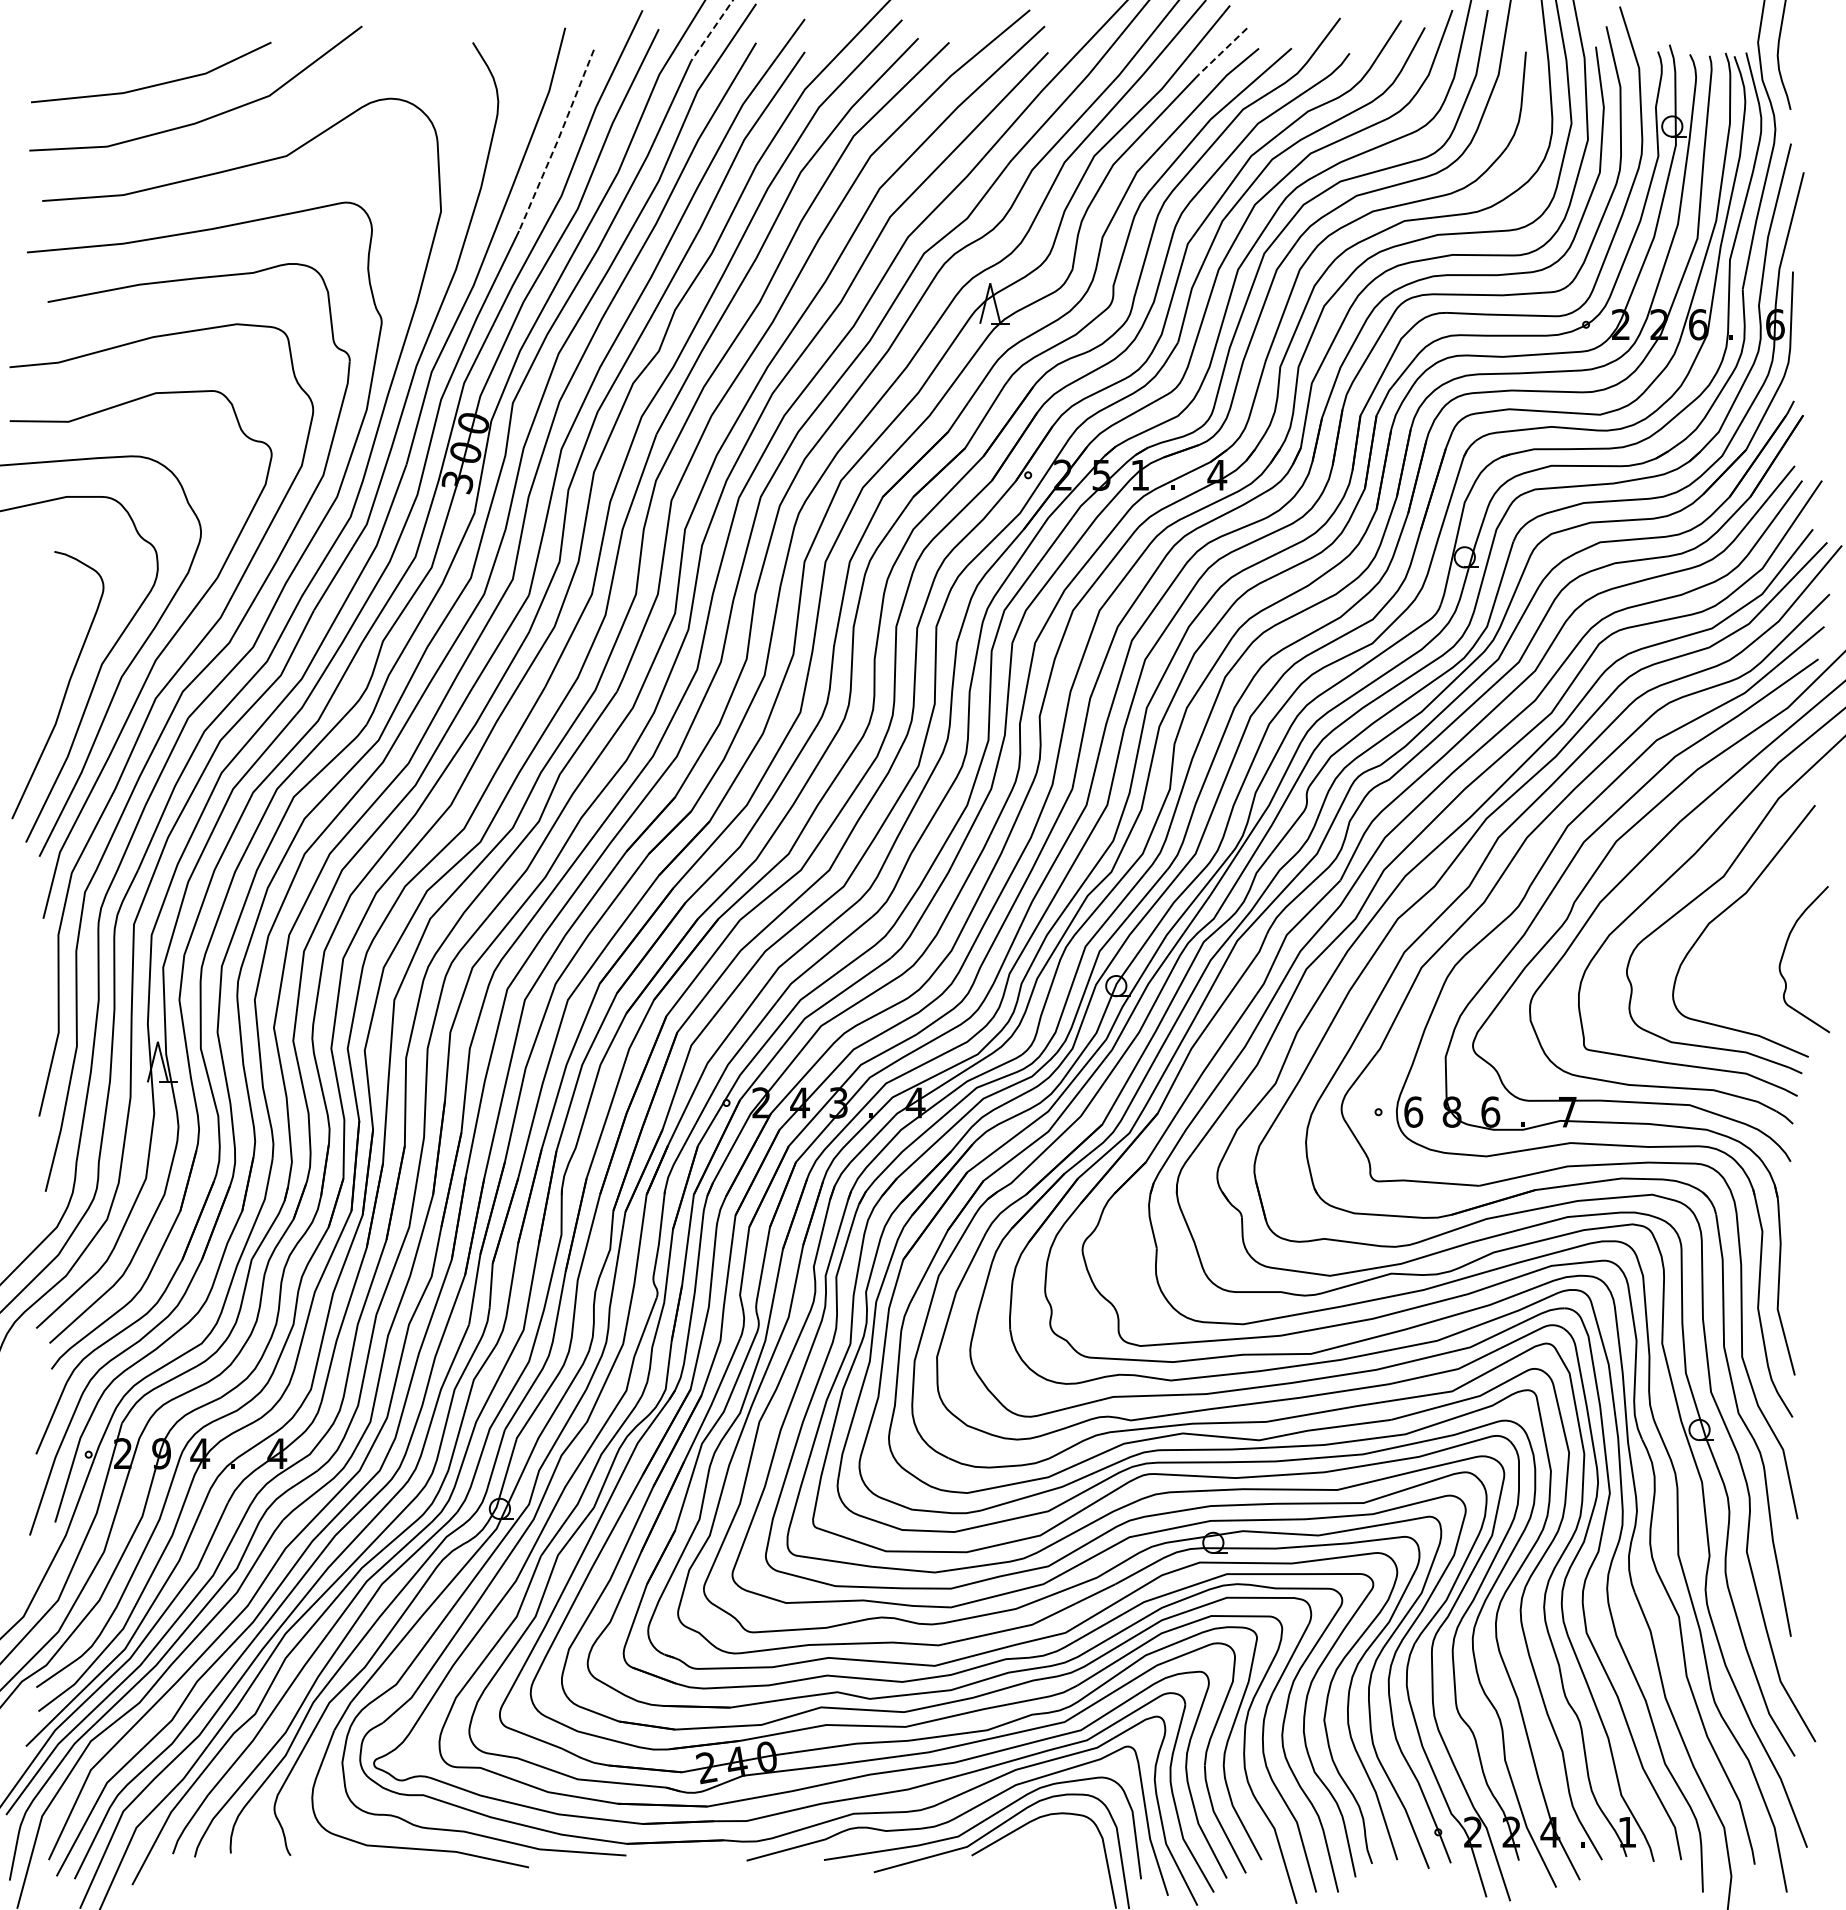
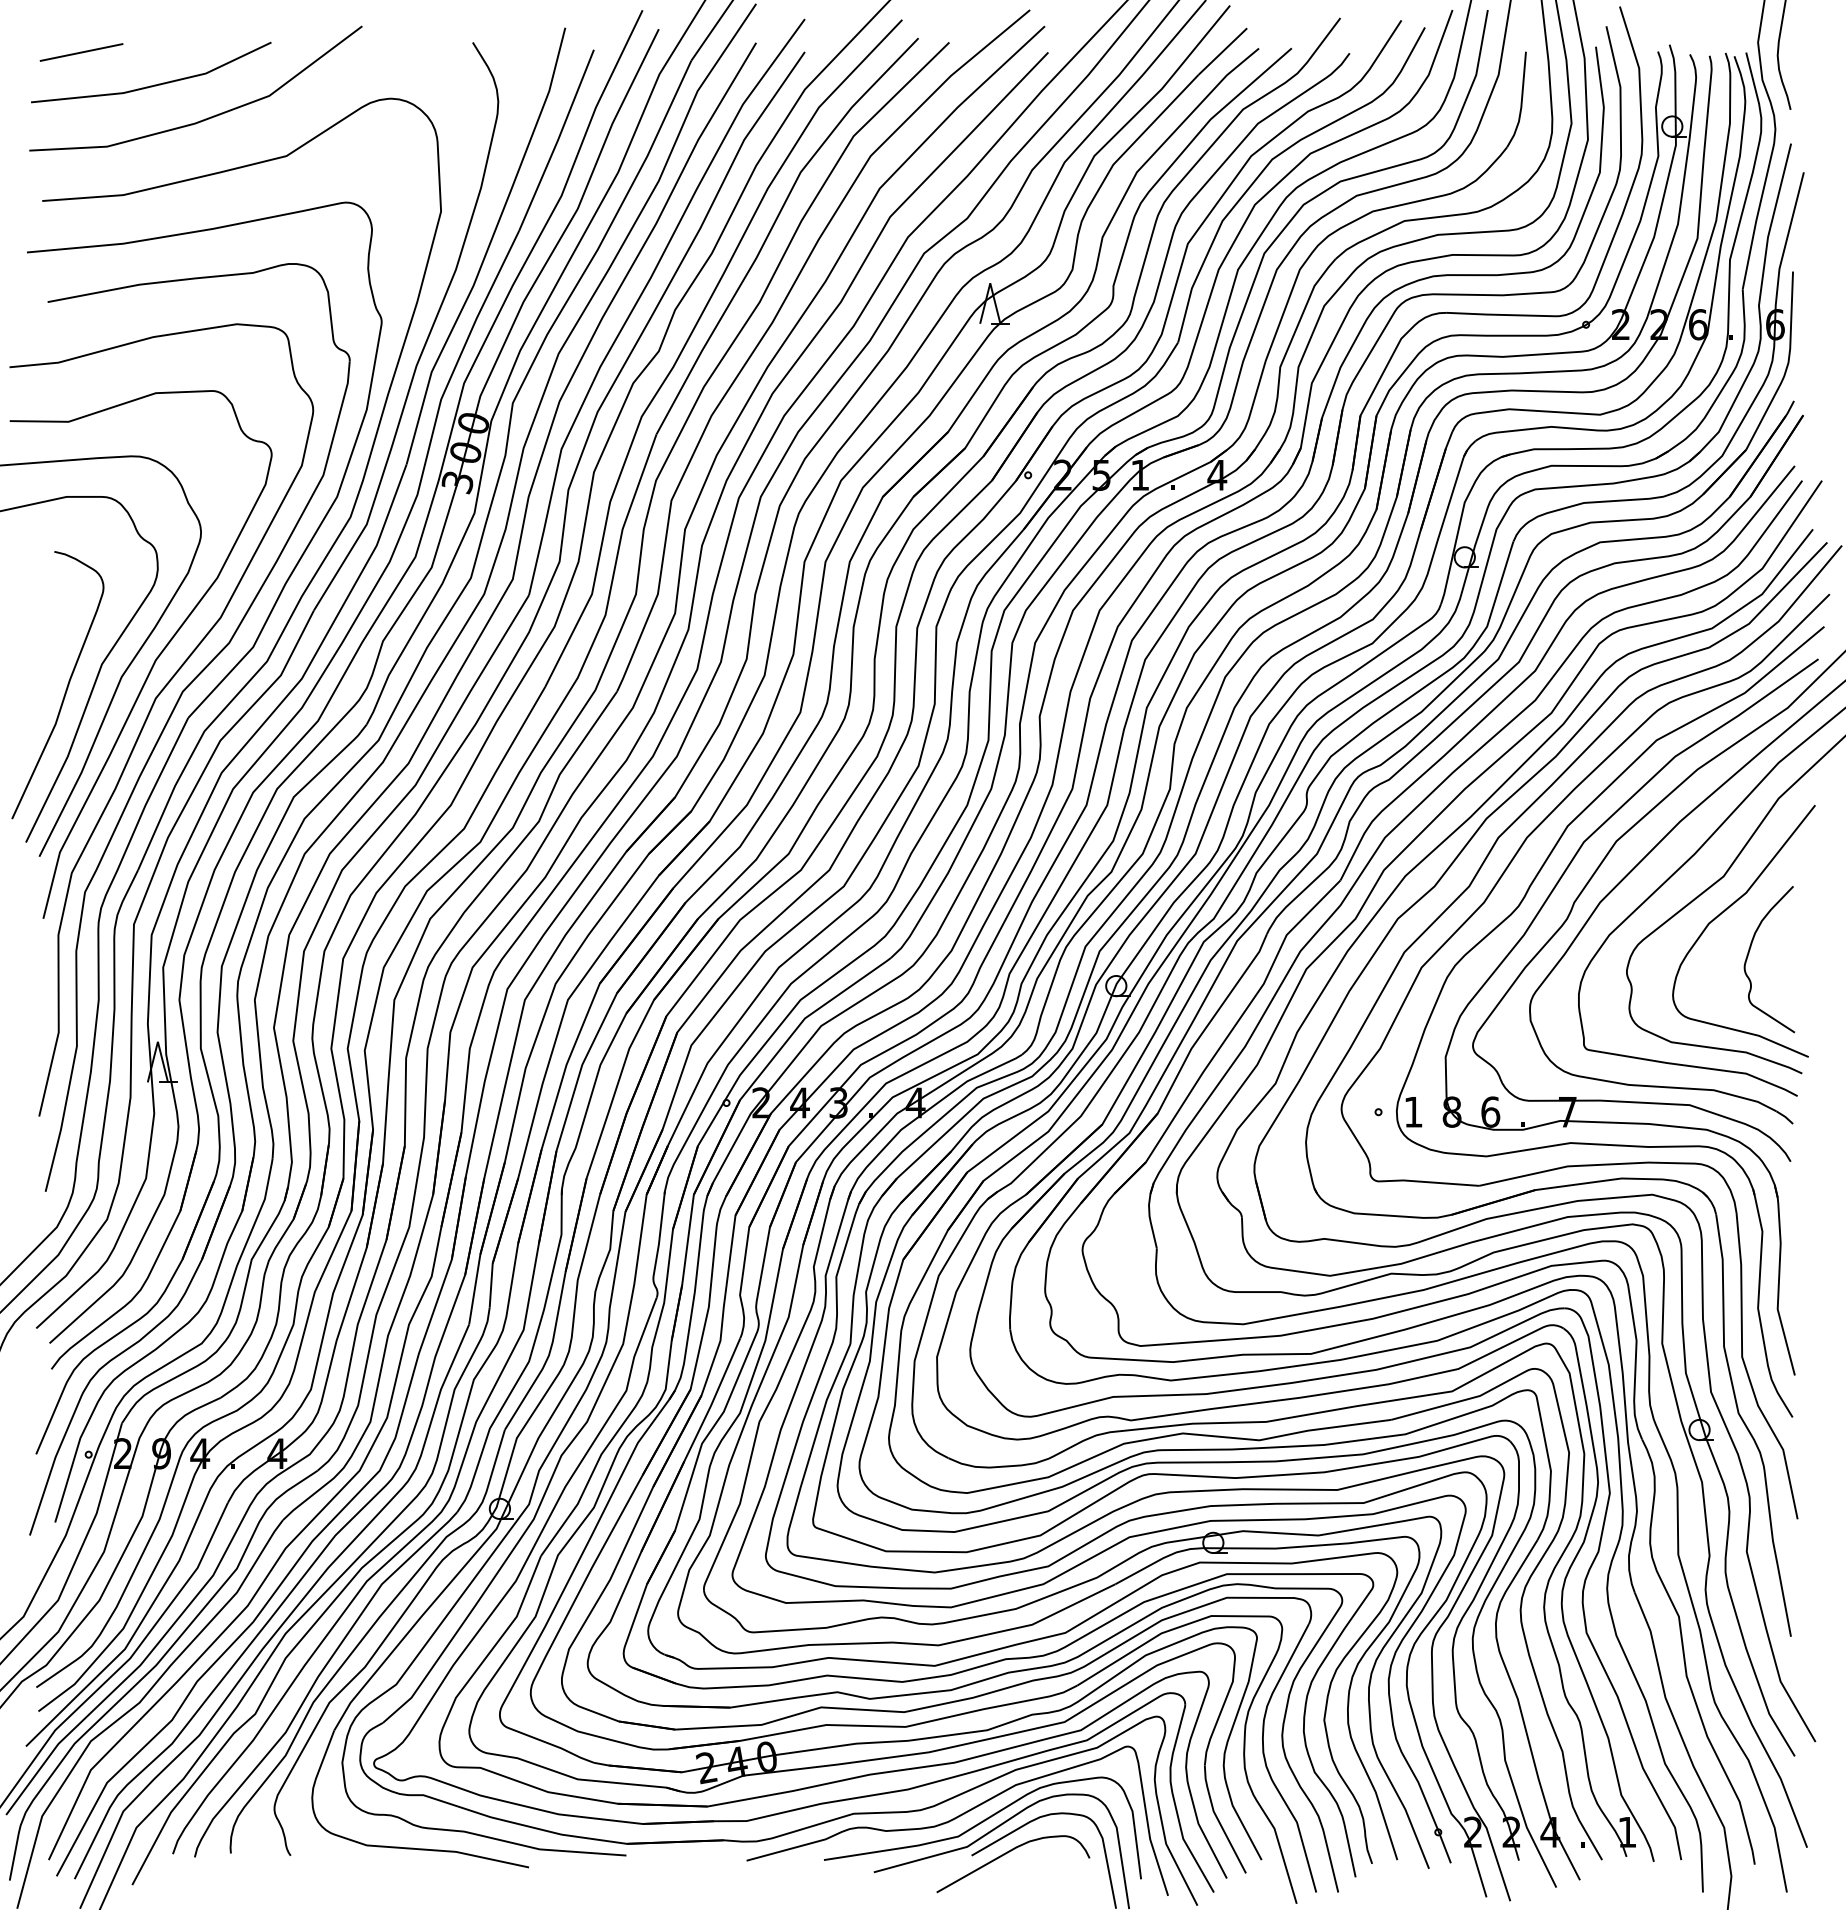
line: dashed -> solid (712, 30)
line: dashed -> solid (1222, 51)
line: none -> present (81, 52)
line: dashed -> solid (557, 140)
part position: (1784, 953) -> (1749, 953) (1749, 953)
text: 6 -> 1 (1413, 1111)
curve: none -> present (1006, 1854)
